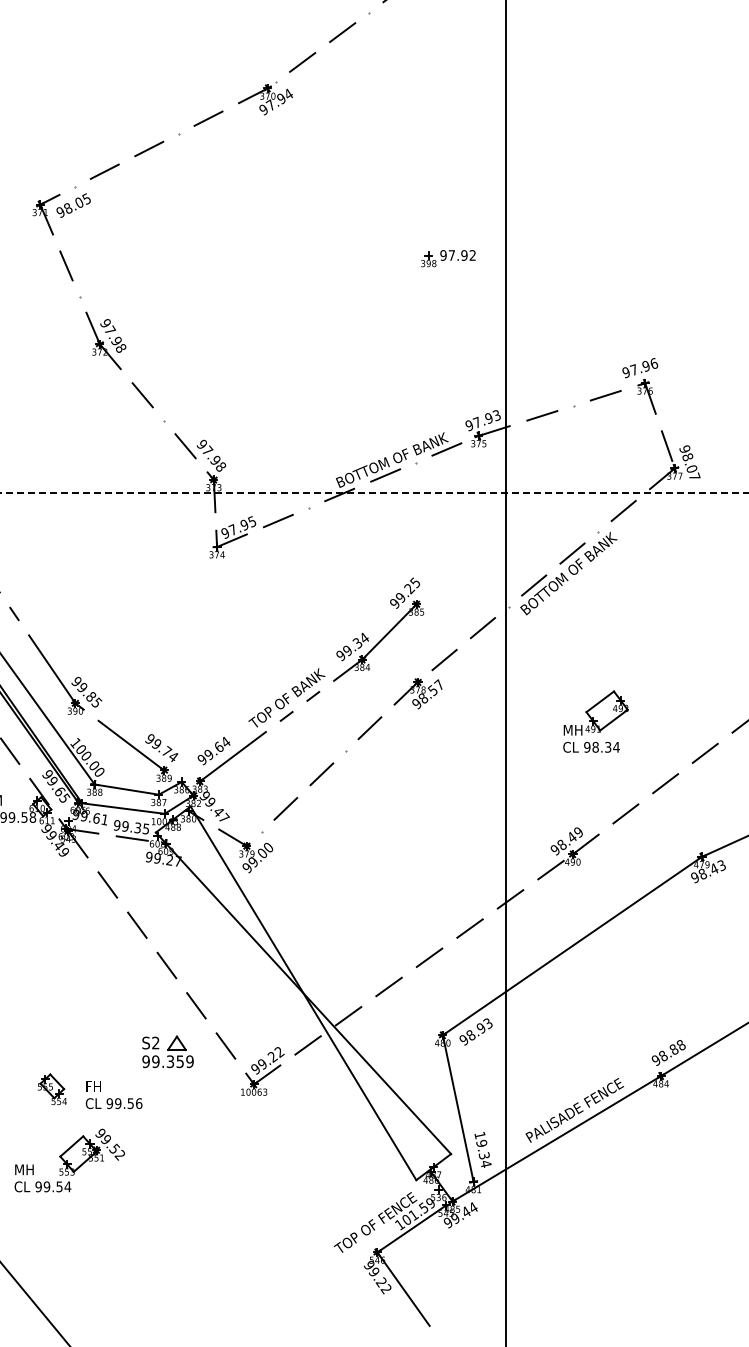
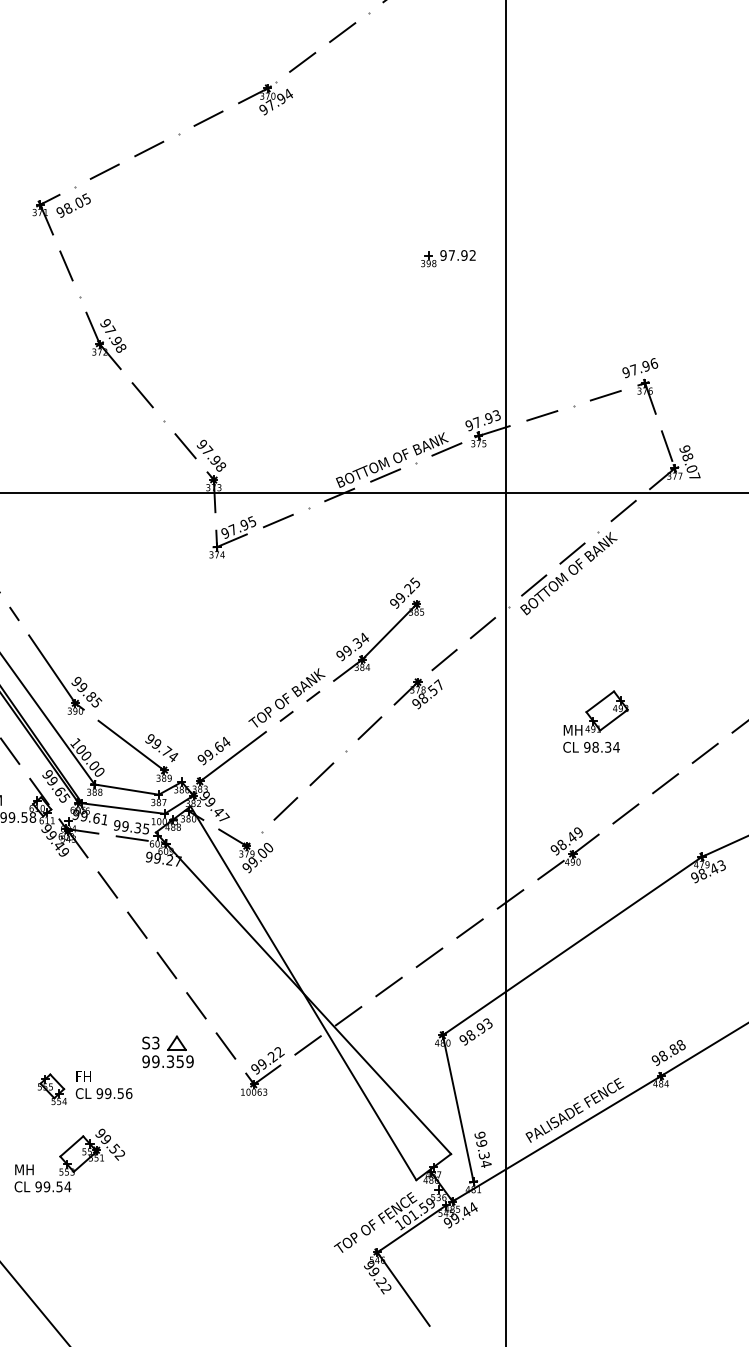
line: dashed -> solid (375, 493)
text: S2 -> S3 (155, 1043)
text position: (113, 1095) -> (103, 1085) (103, 1085)
text: 19.34 -> 99.34 (479, 1135)
